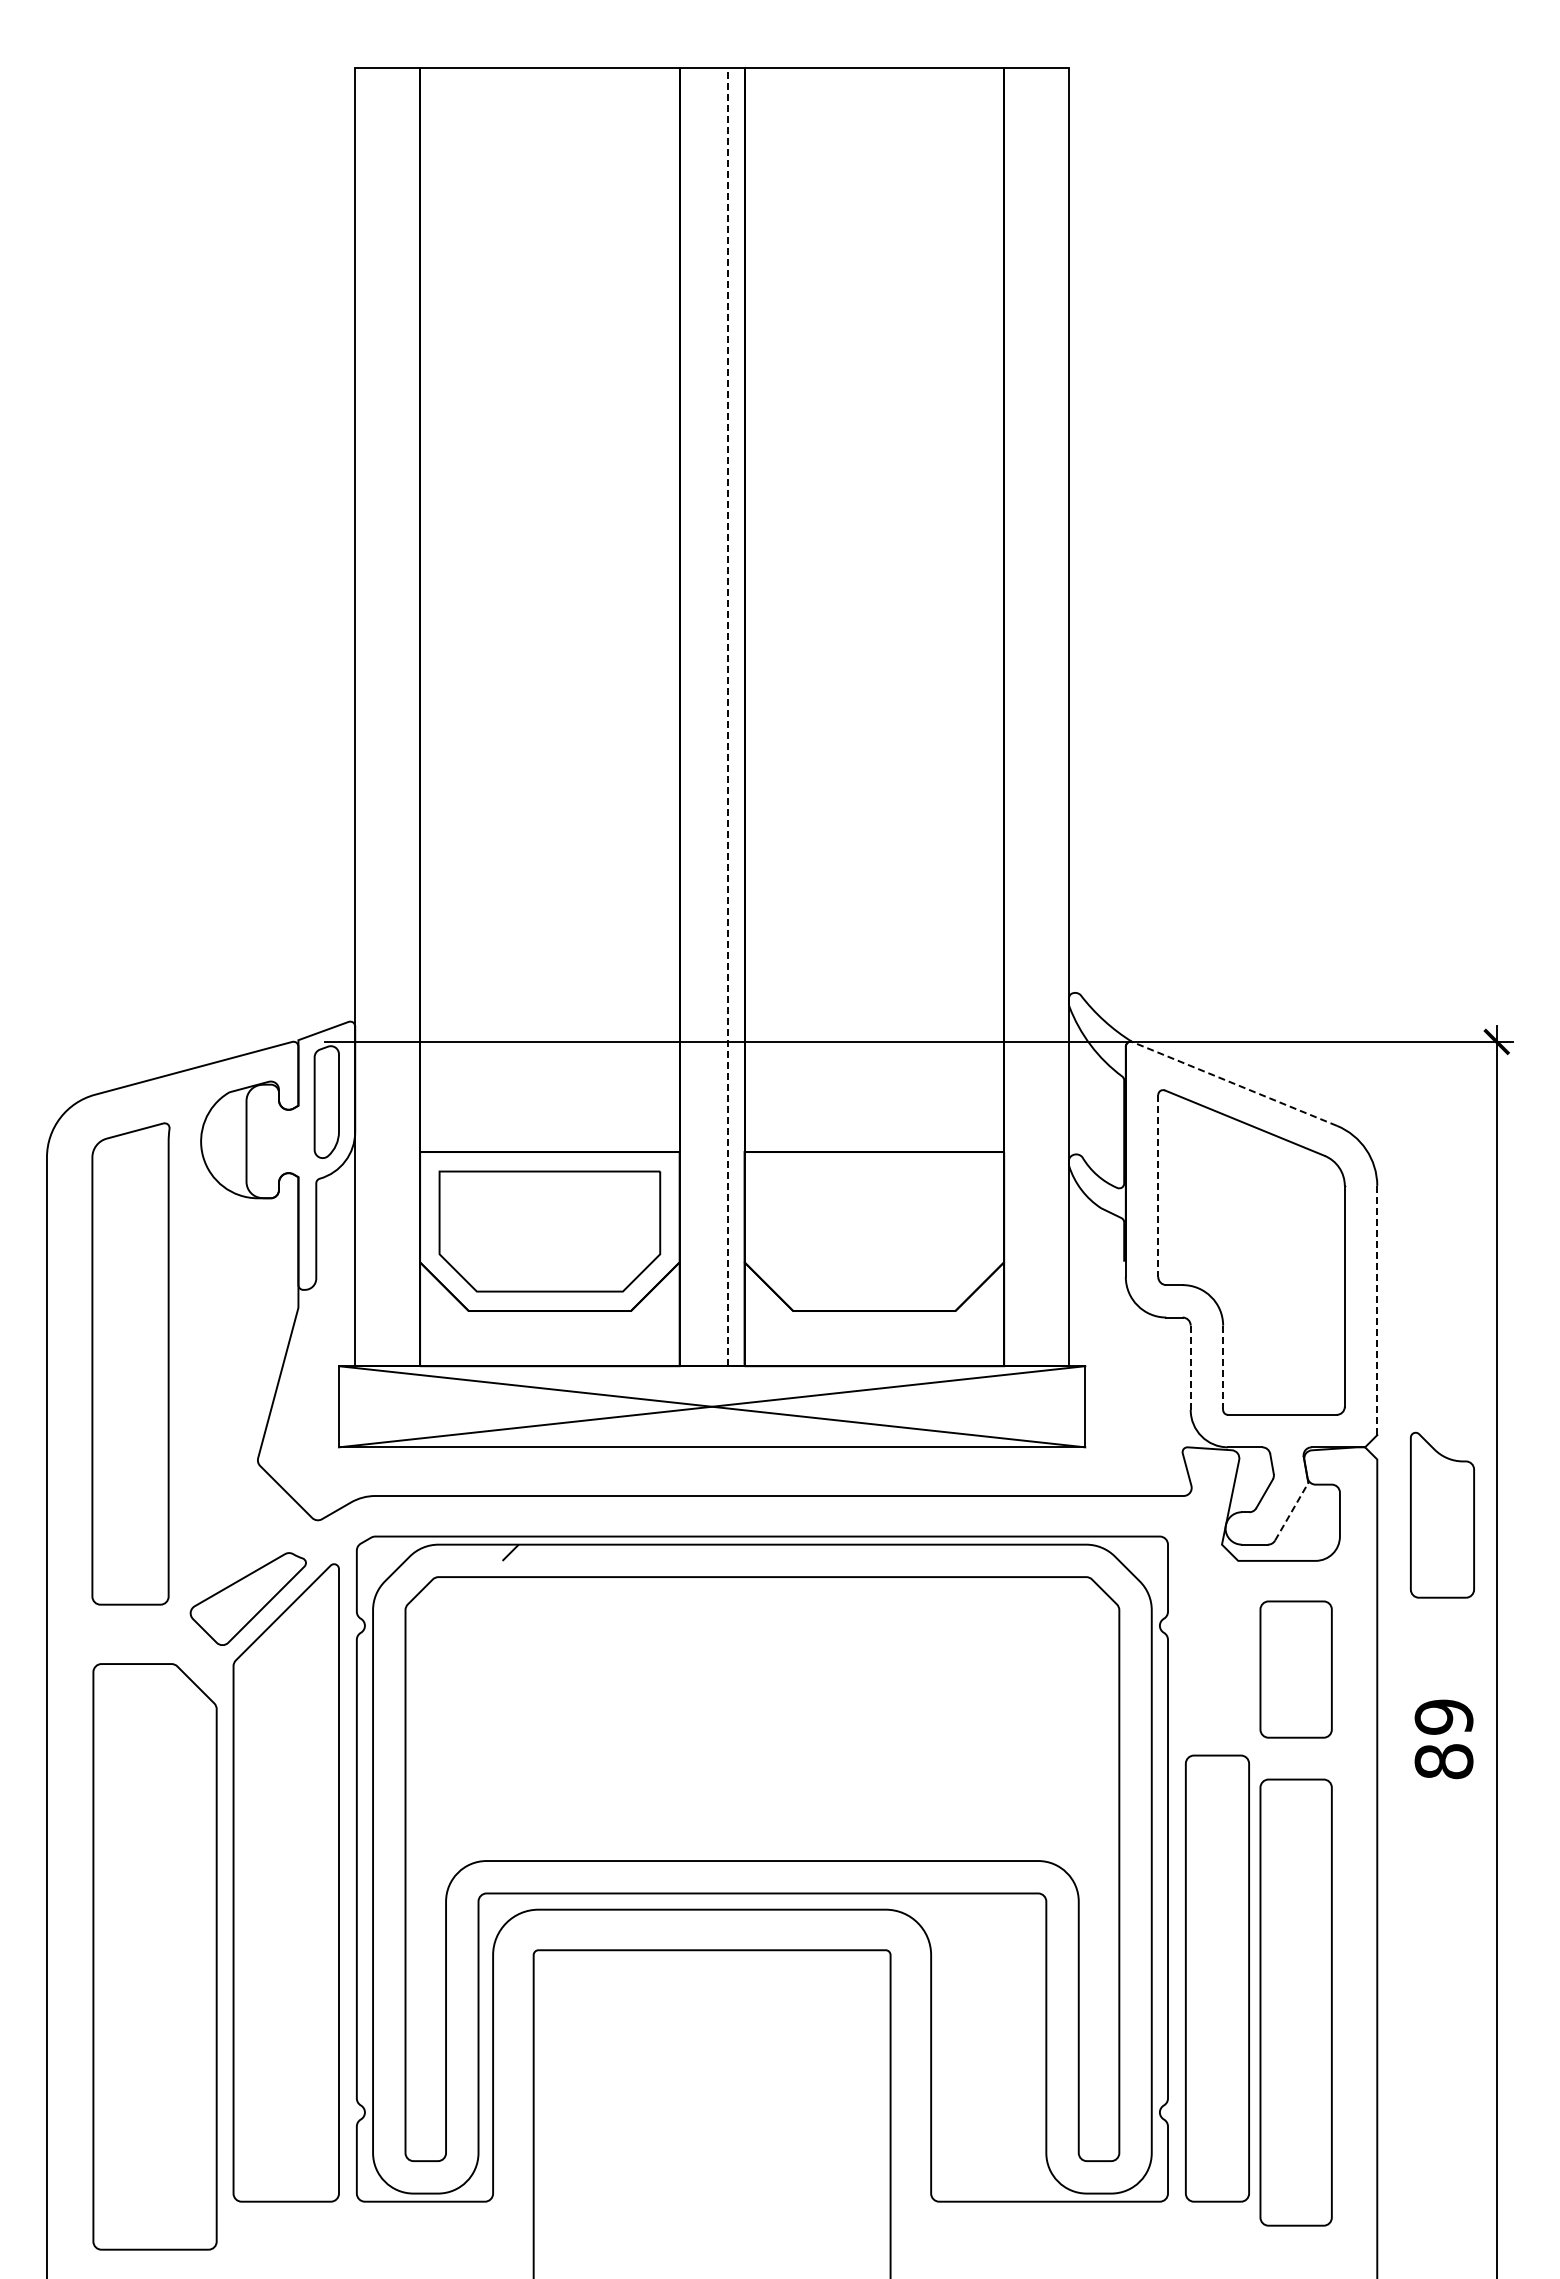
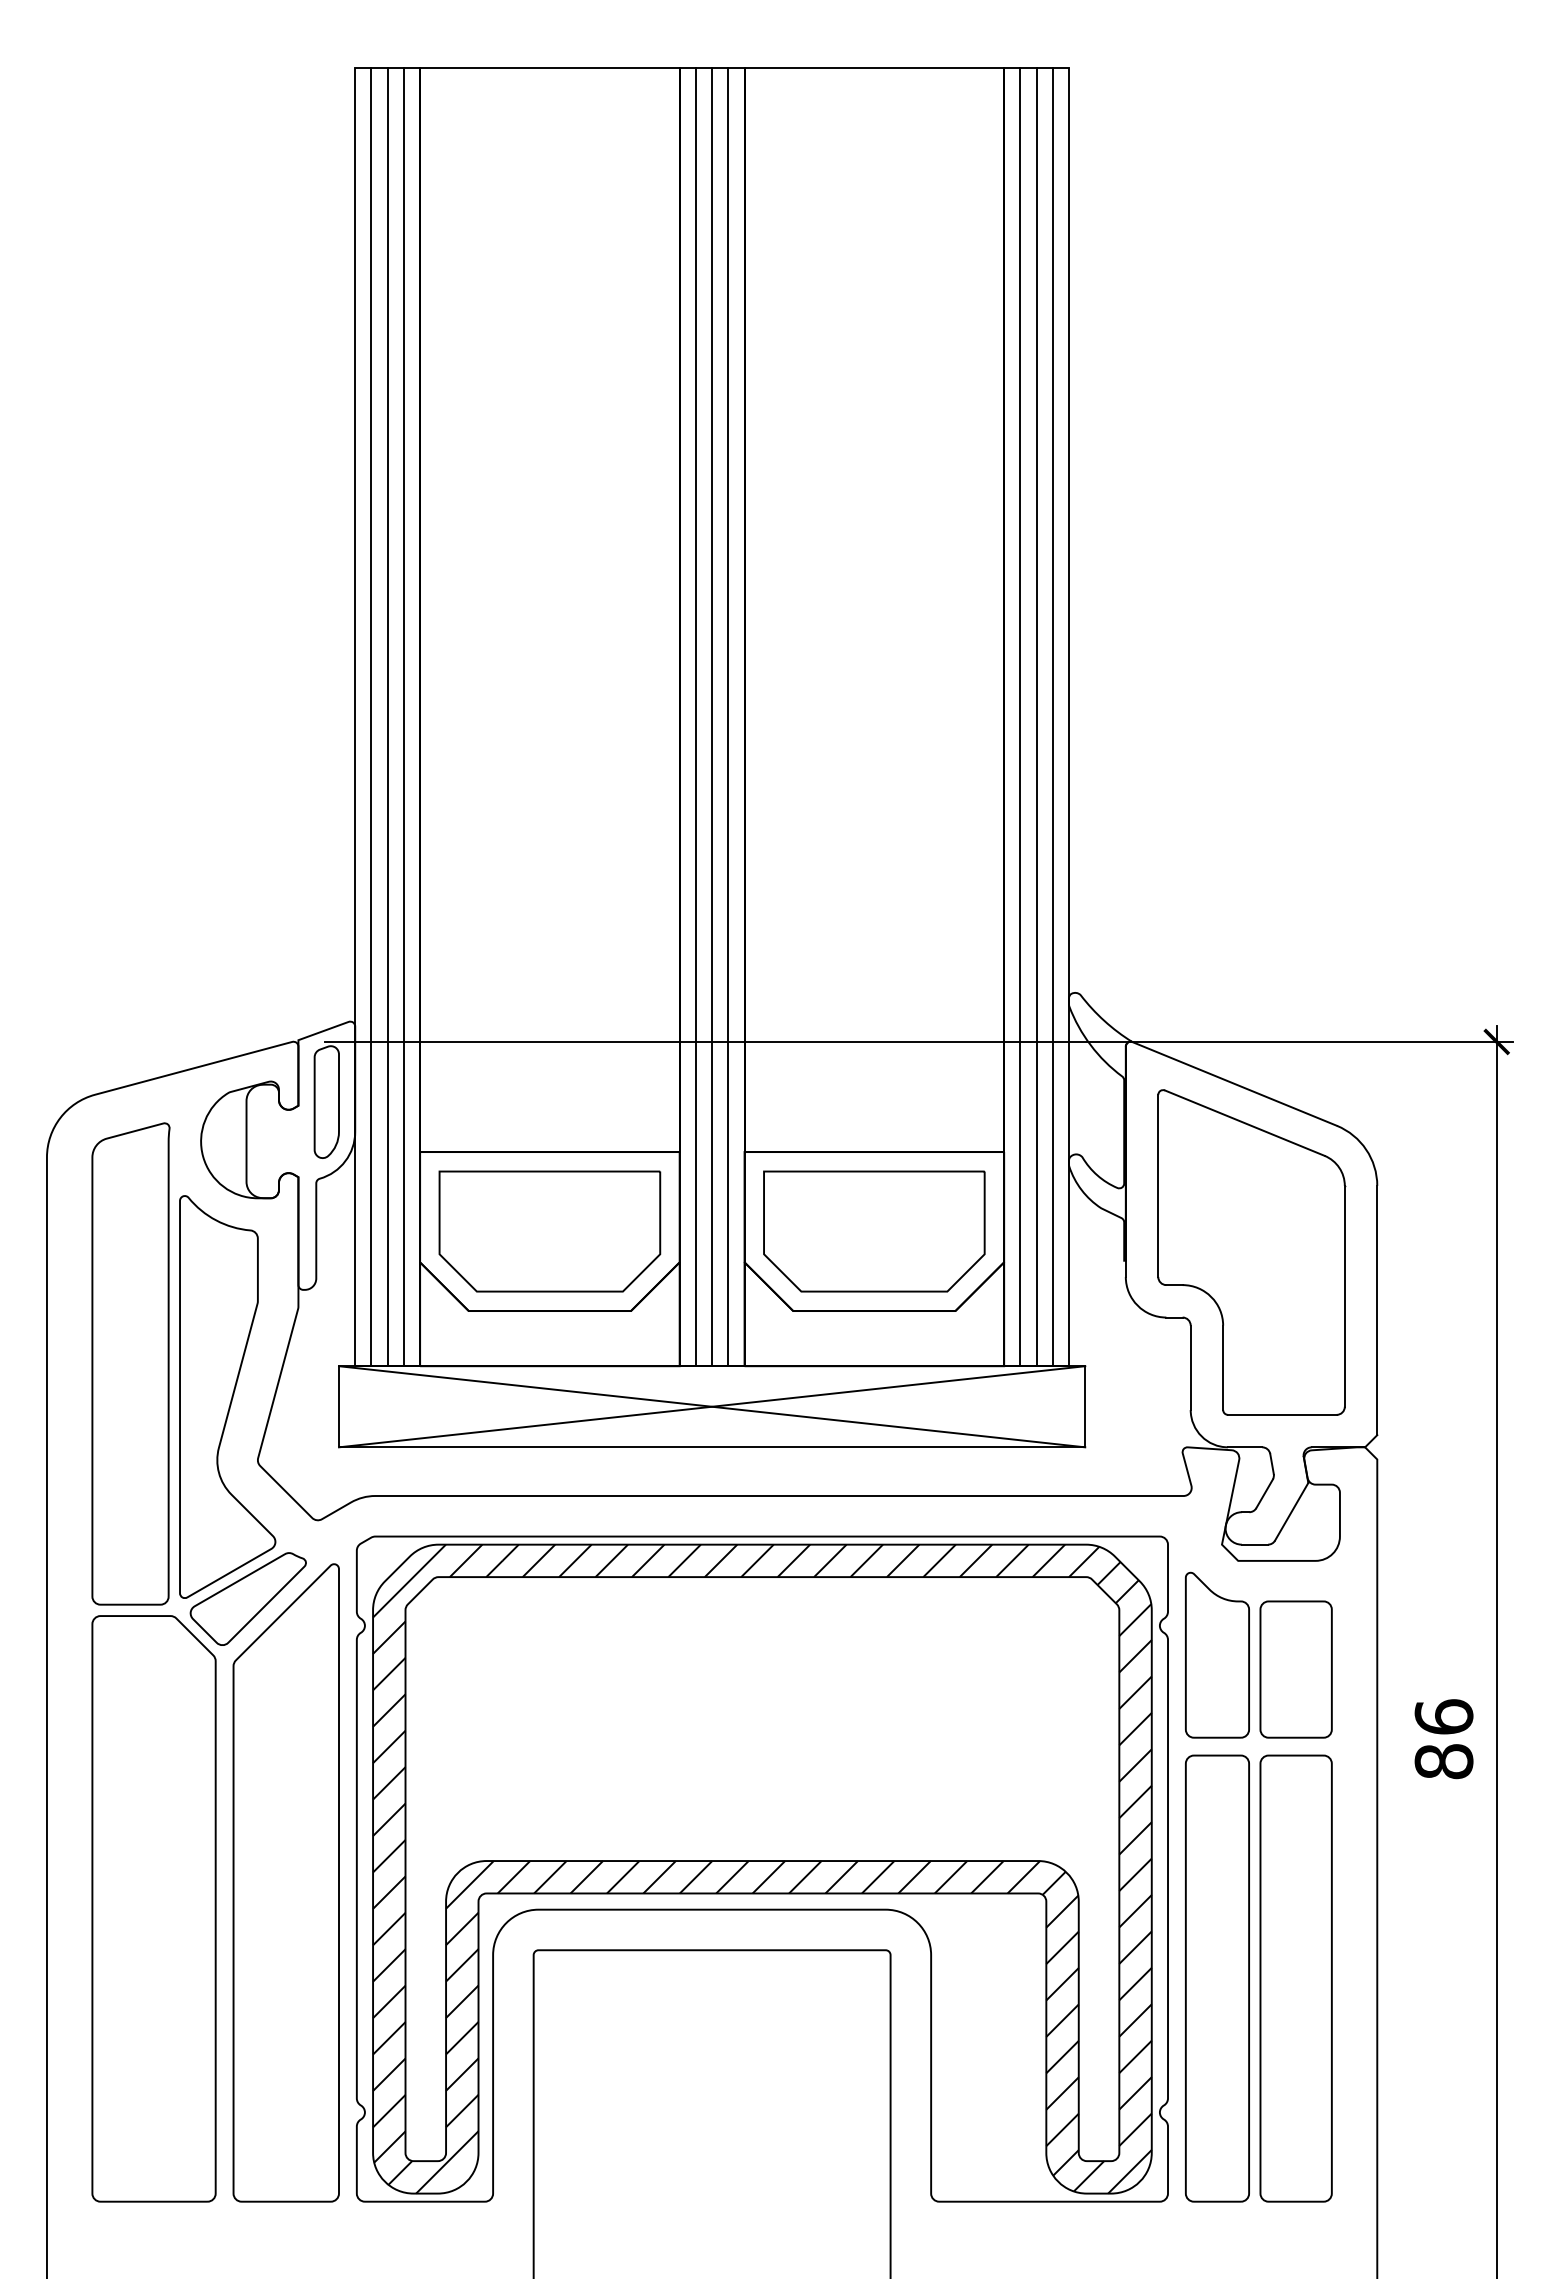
line: none -> present (371, 717)
line: none -> present (387, 717)
line: none -> present (403, 717)
line: none -> present (695, 717)
line: none -> present (712, 717)
line: dashed -> solid (728, 717)
line: none -> present (1020, 717)
line: none -> present (1036, 717)
line: none -> present (1052, 717)
line: dashed -> solid (1234, 1083)
line: dashed -> solid (1158, 1186)
part: none -> present (874, 1231)
line: dashed -> solid (1377, 1310)
line: dashed -> solid (1190, 1368)
line: dashed -> solid (1223, 1368)
part: none -> present (227, 1396)
line: dashed -> solid (1291, 1511)
part position: (1442, 1514) -> (1217, 1654) (1217, 1654)
text: 89 -> 86 (1443, 1716)
hatch: none -> present (762, 1868)
part position: (154, 1956) -> (153, 1908) (153, 1908)
part position: (1295, 2002) -> (1295, 1978) (1295, 1978)
